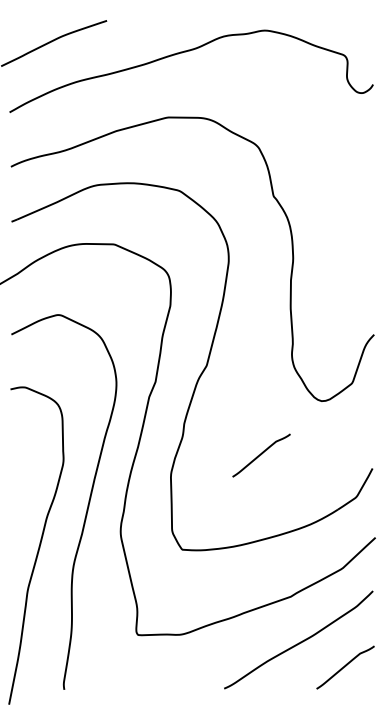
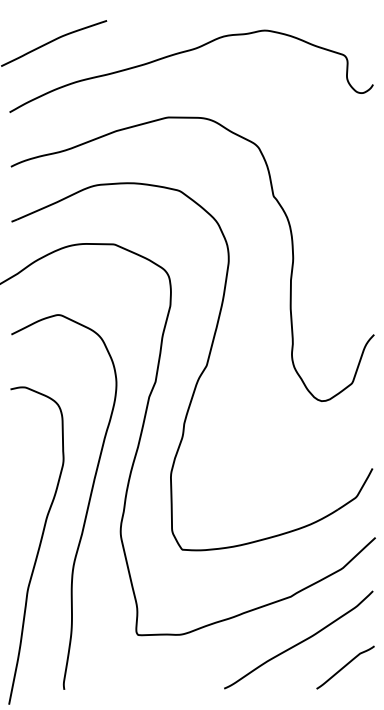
curve: present -> none (261, 455)
